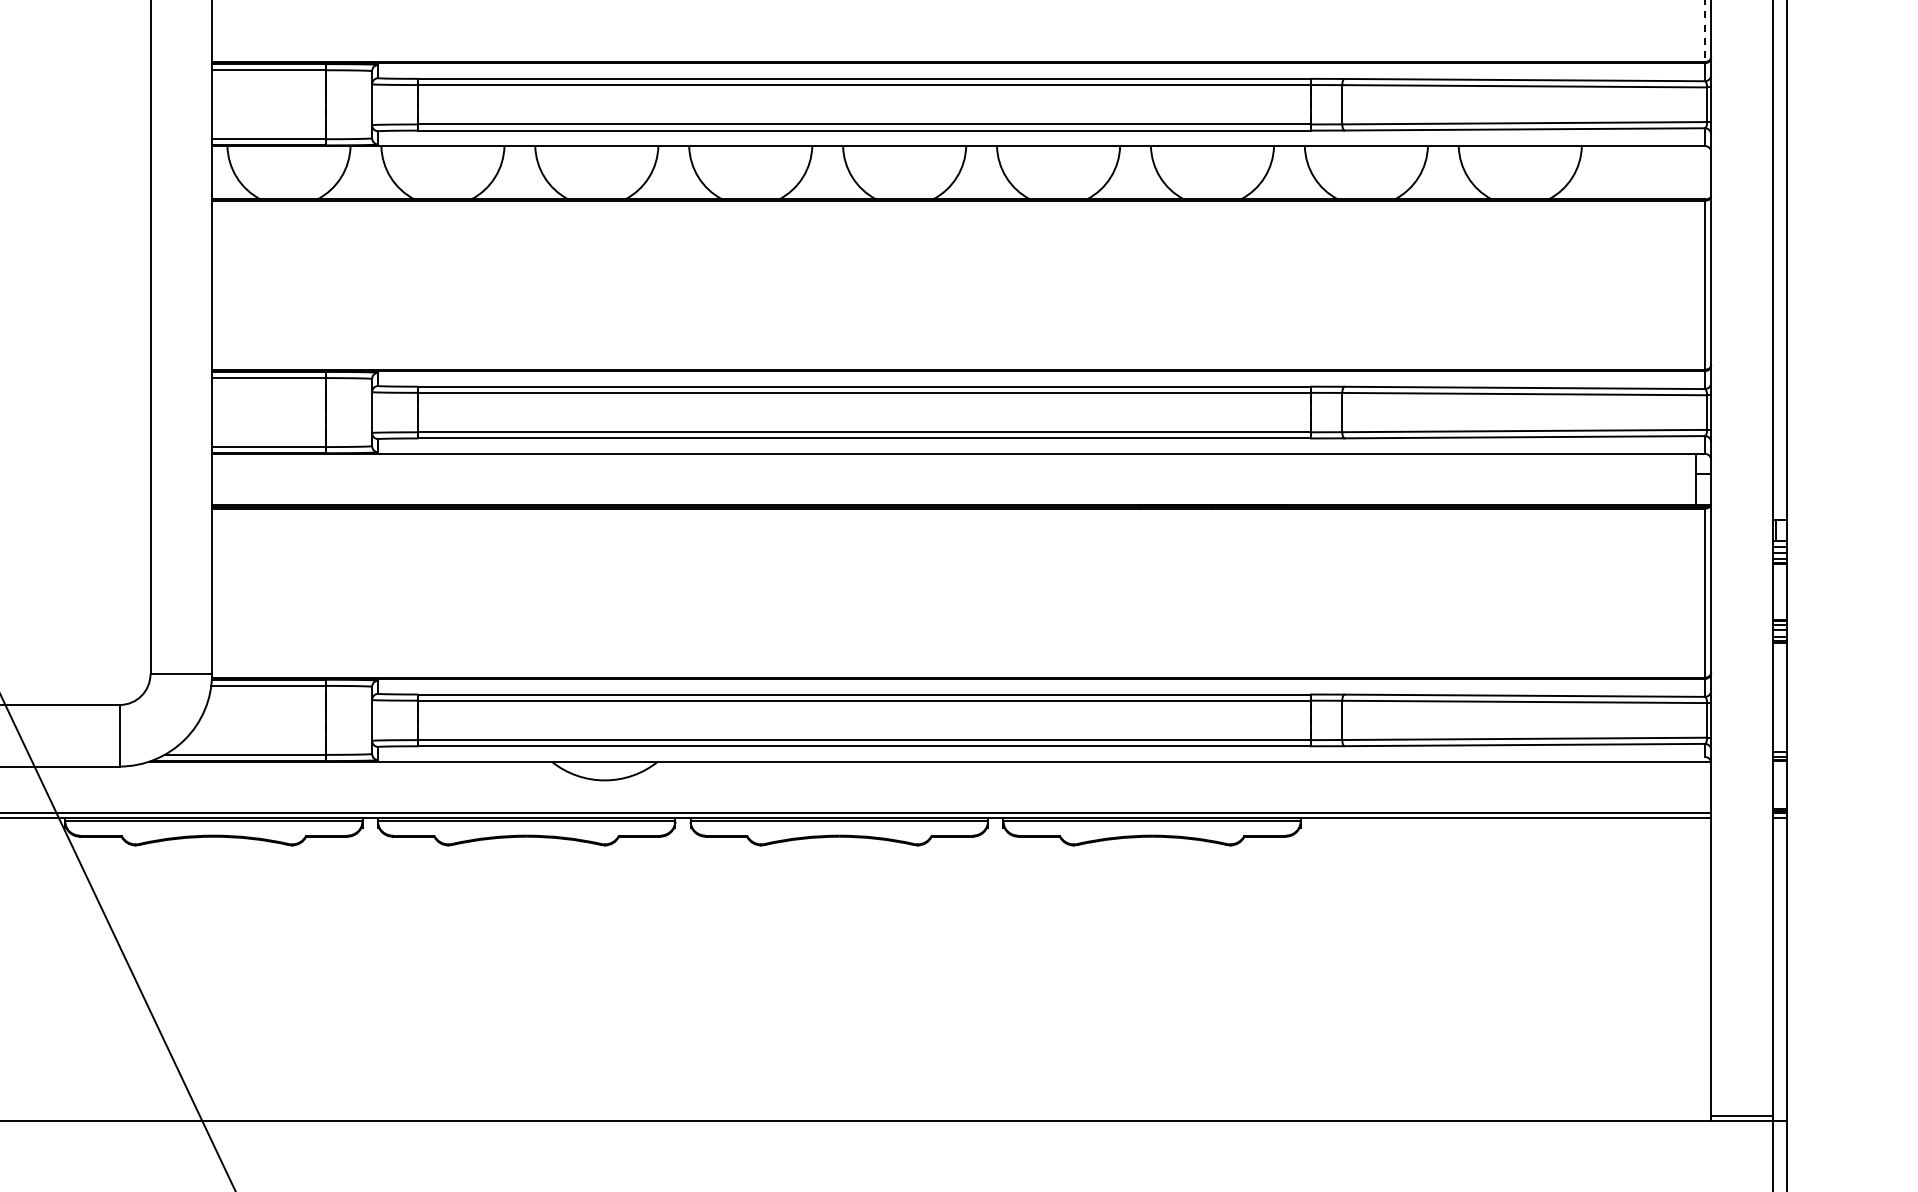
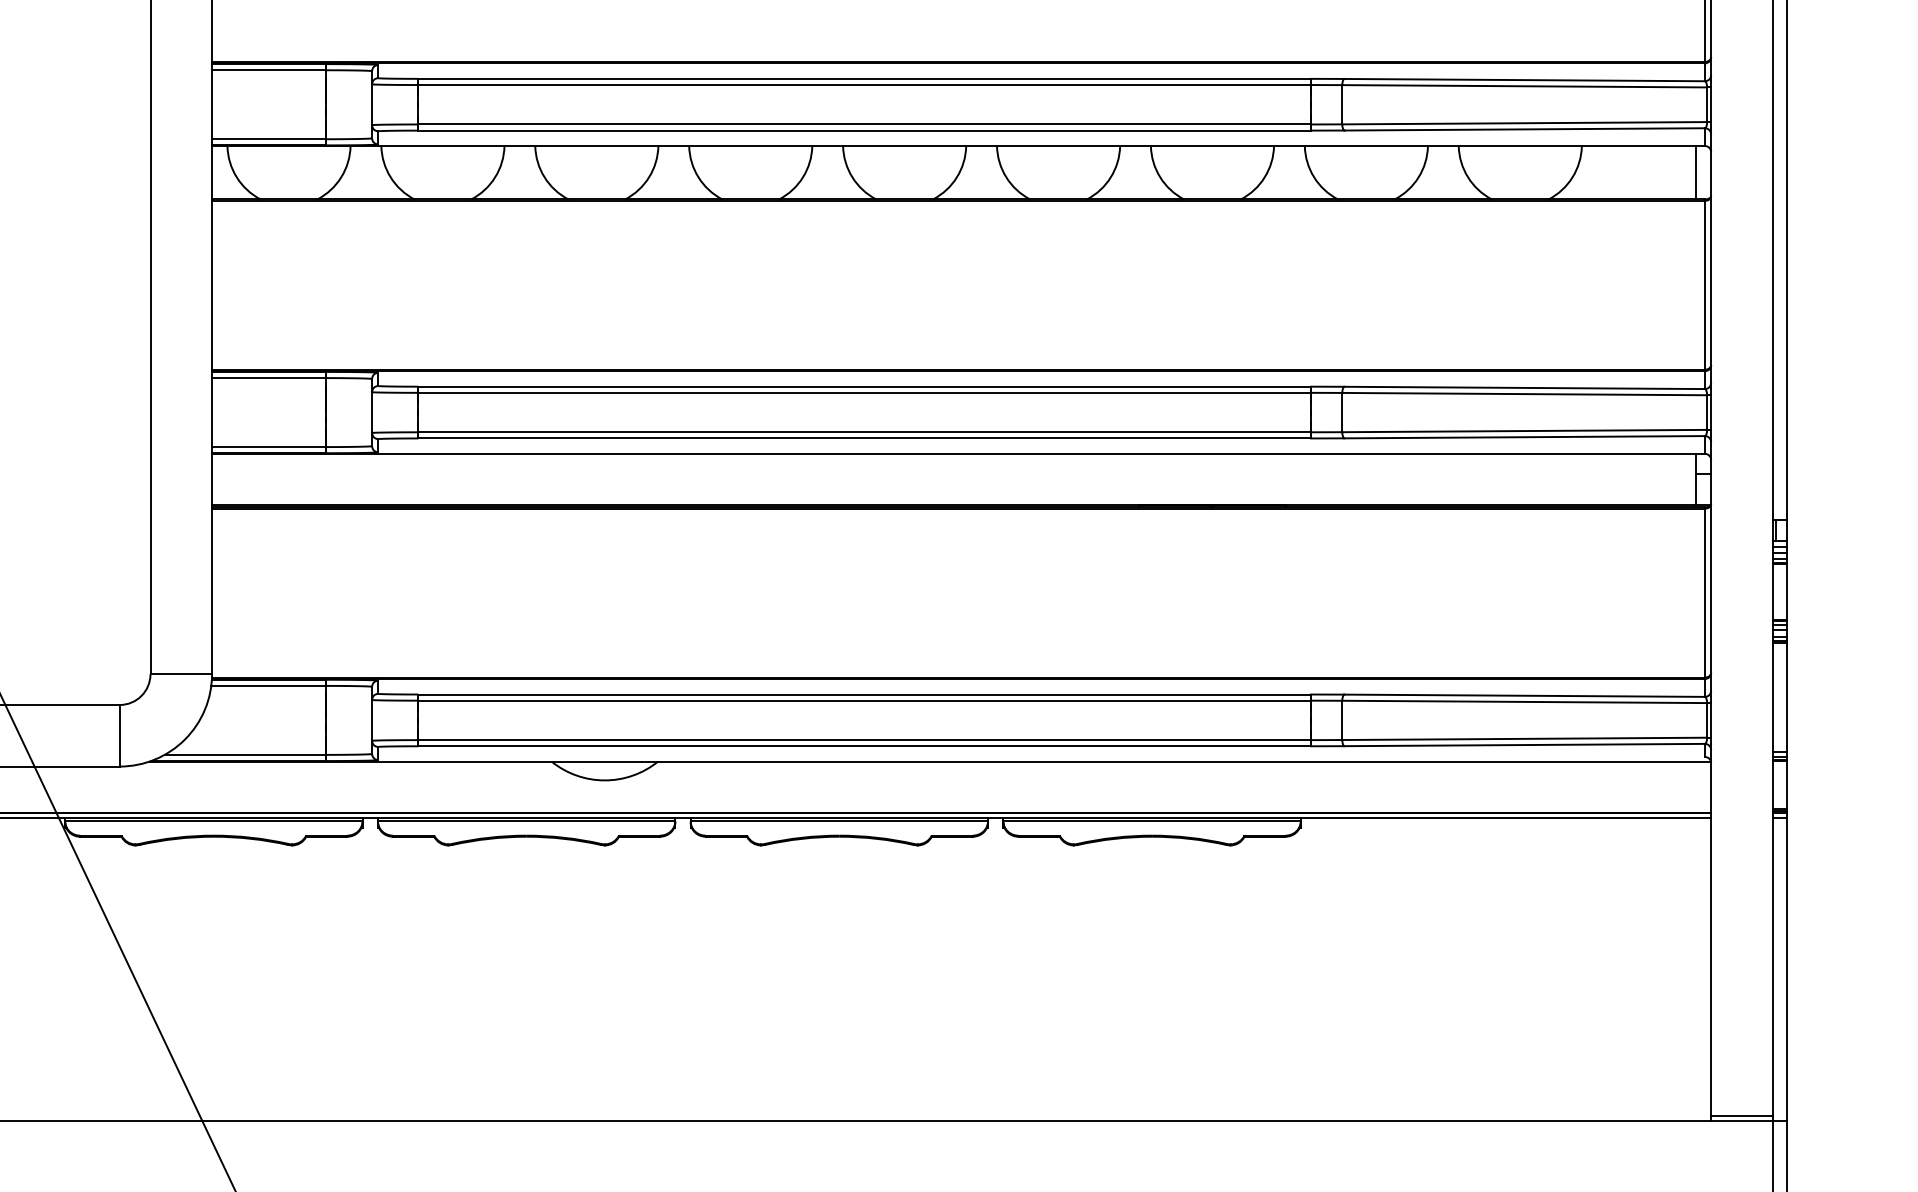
line: dashed -> solid (1705, 31)
line: none -> present (1695, 172)
